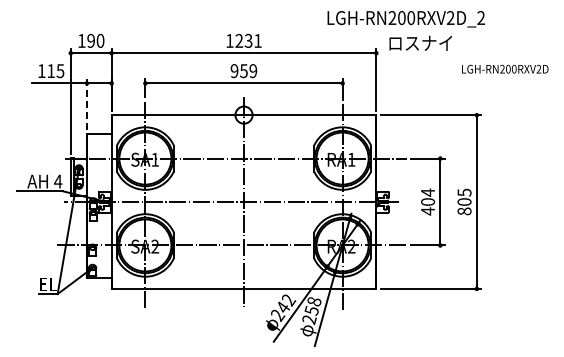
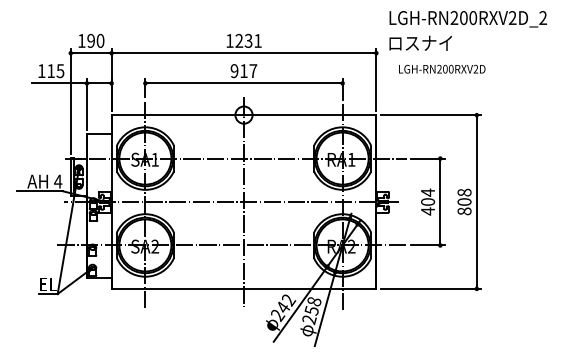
text position: (405, 19) -> (467, 19) (467, 19)
text position: (505, 68) -> (442, 68) (442, 68)
text: 959 -> 917 (248, 71)
line: dashed -> solid (86, 103)
text: 805 -> 808 (464, 192)
